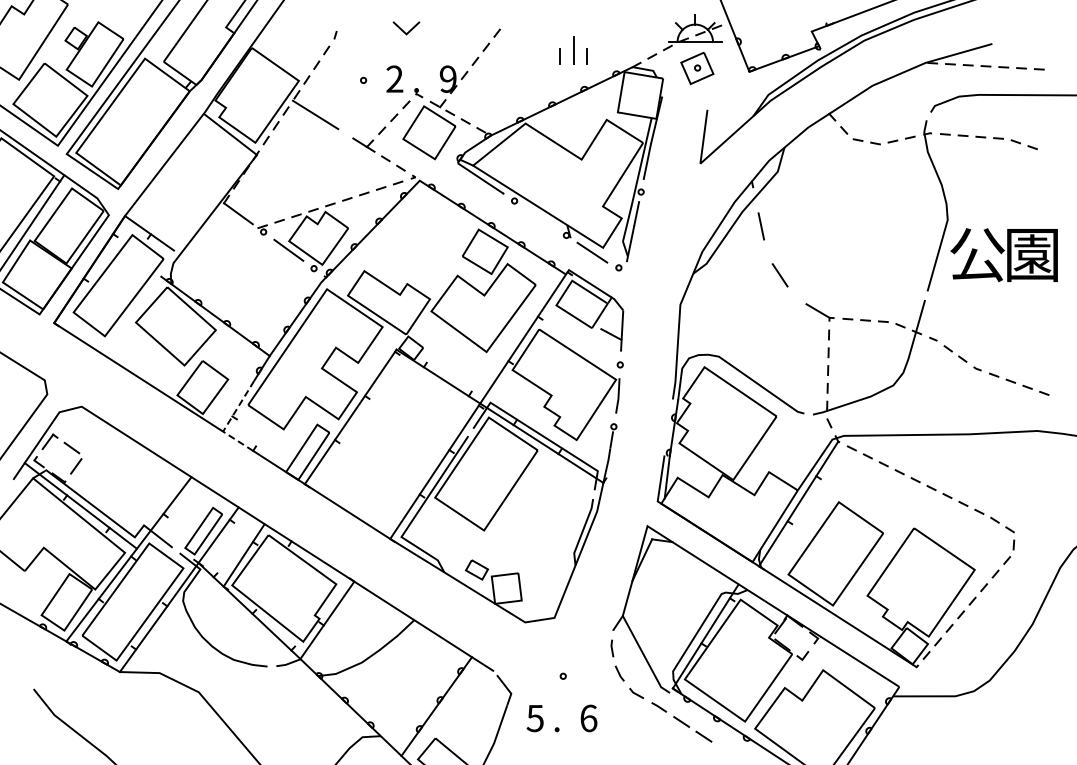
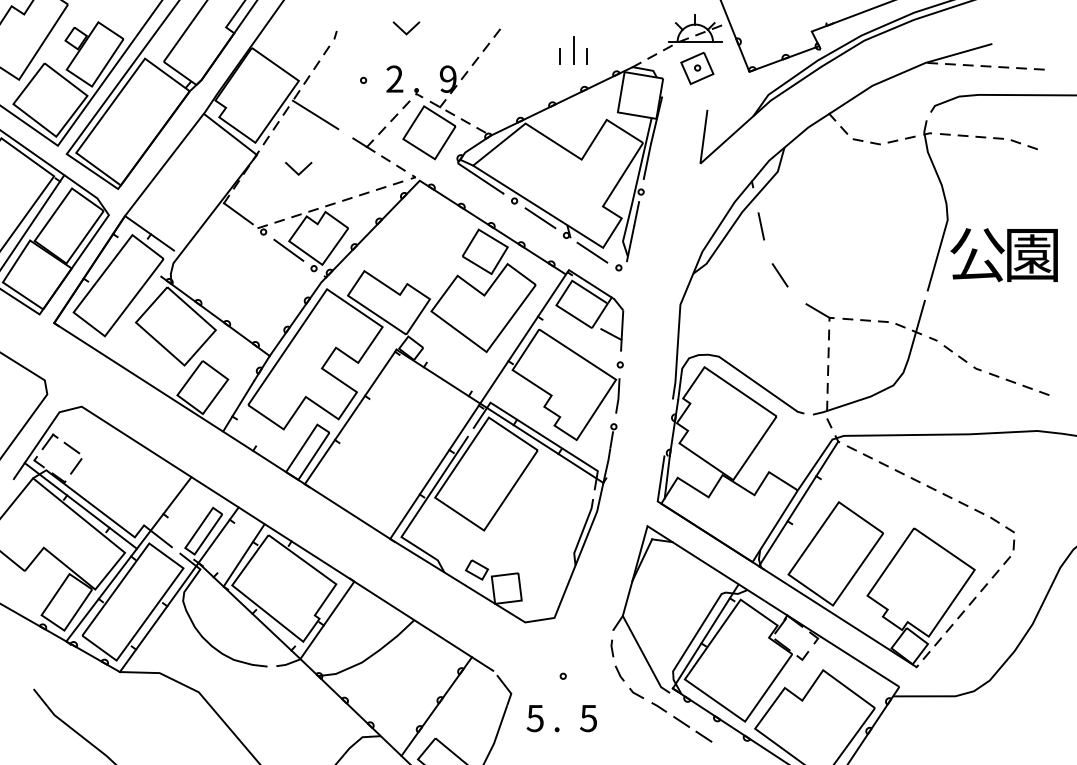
line: none -> present (295, 170)
line: none -> present (540, 218)
line: dashed -> solid (229, 421)
text: 6 -> 5 (588, 718)
